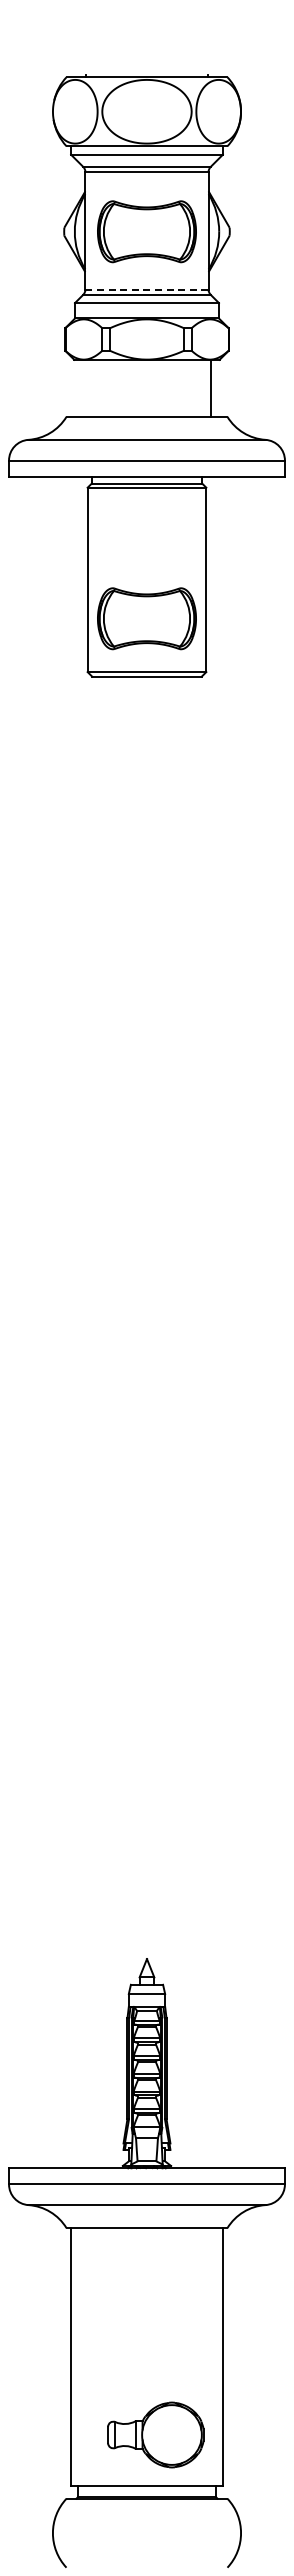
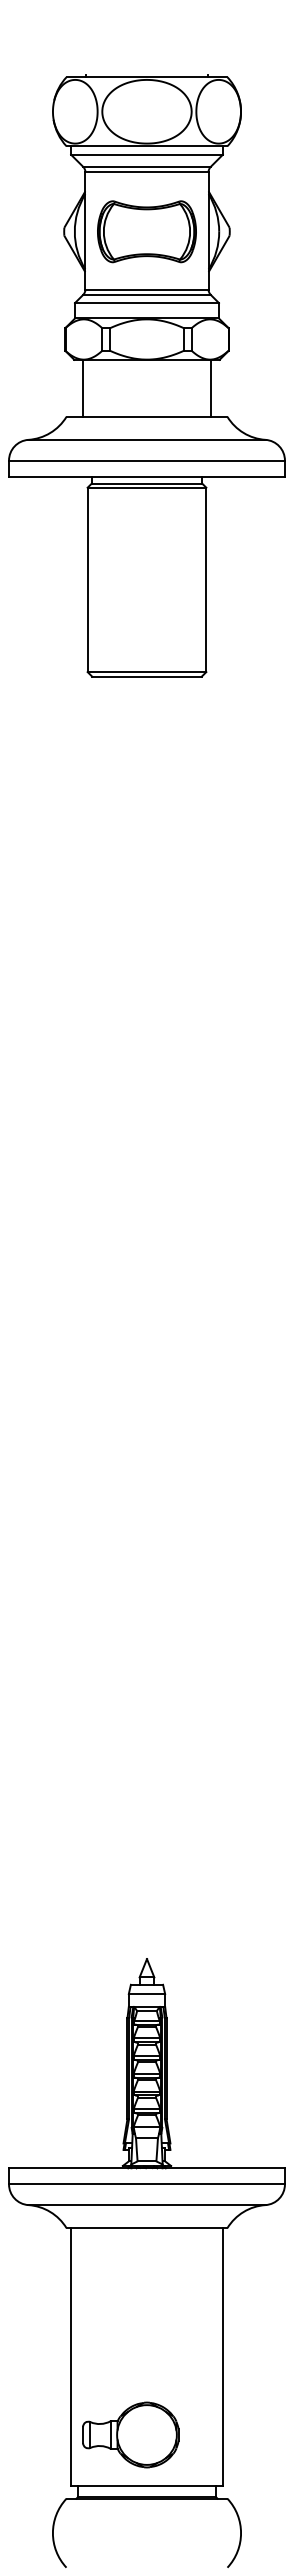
line: dashed -> solid (147, 289)
line: none -> present (82, 387)
part: present -> none (146, 618)
part position: (155, 2434) -> (130, 2434) (130, 2434)
